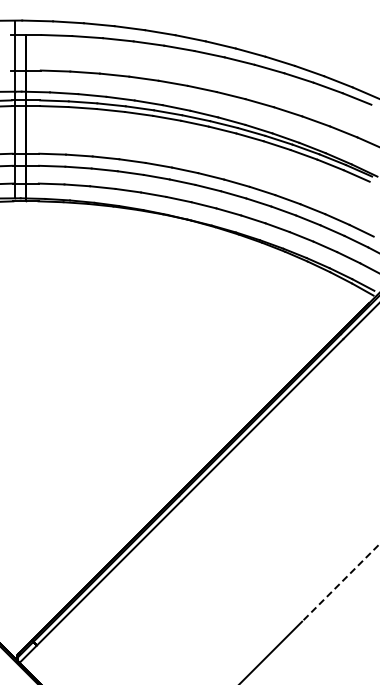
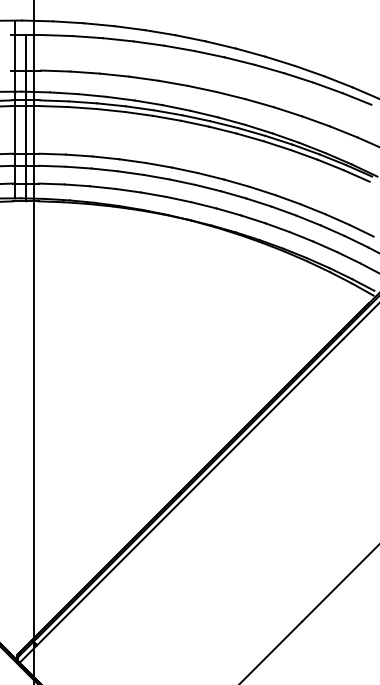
line: none -> present (34, 341)
line: dashed -> solid (340, 582)
